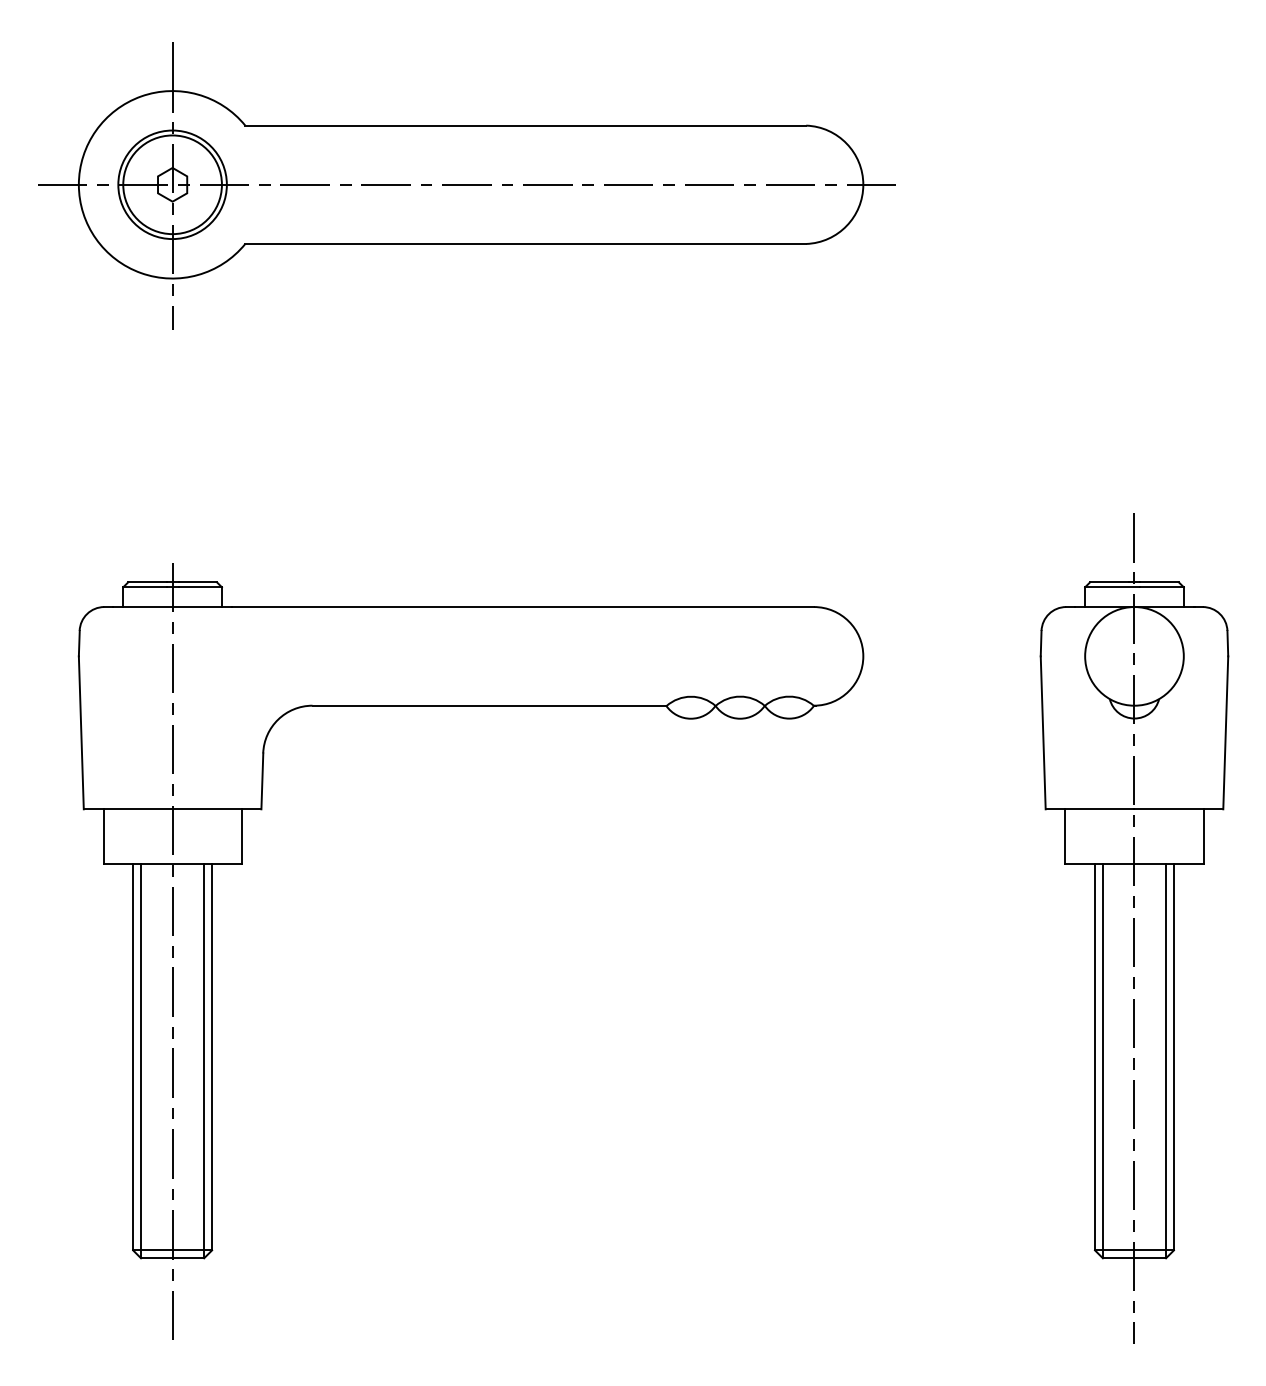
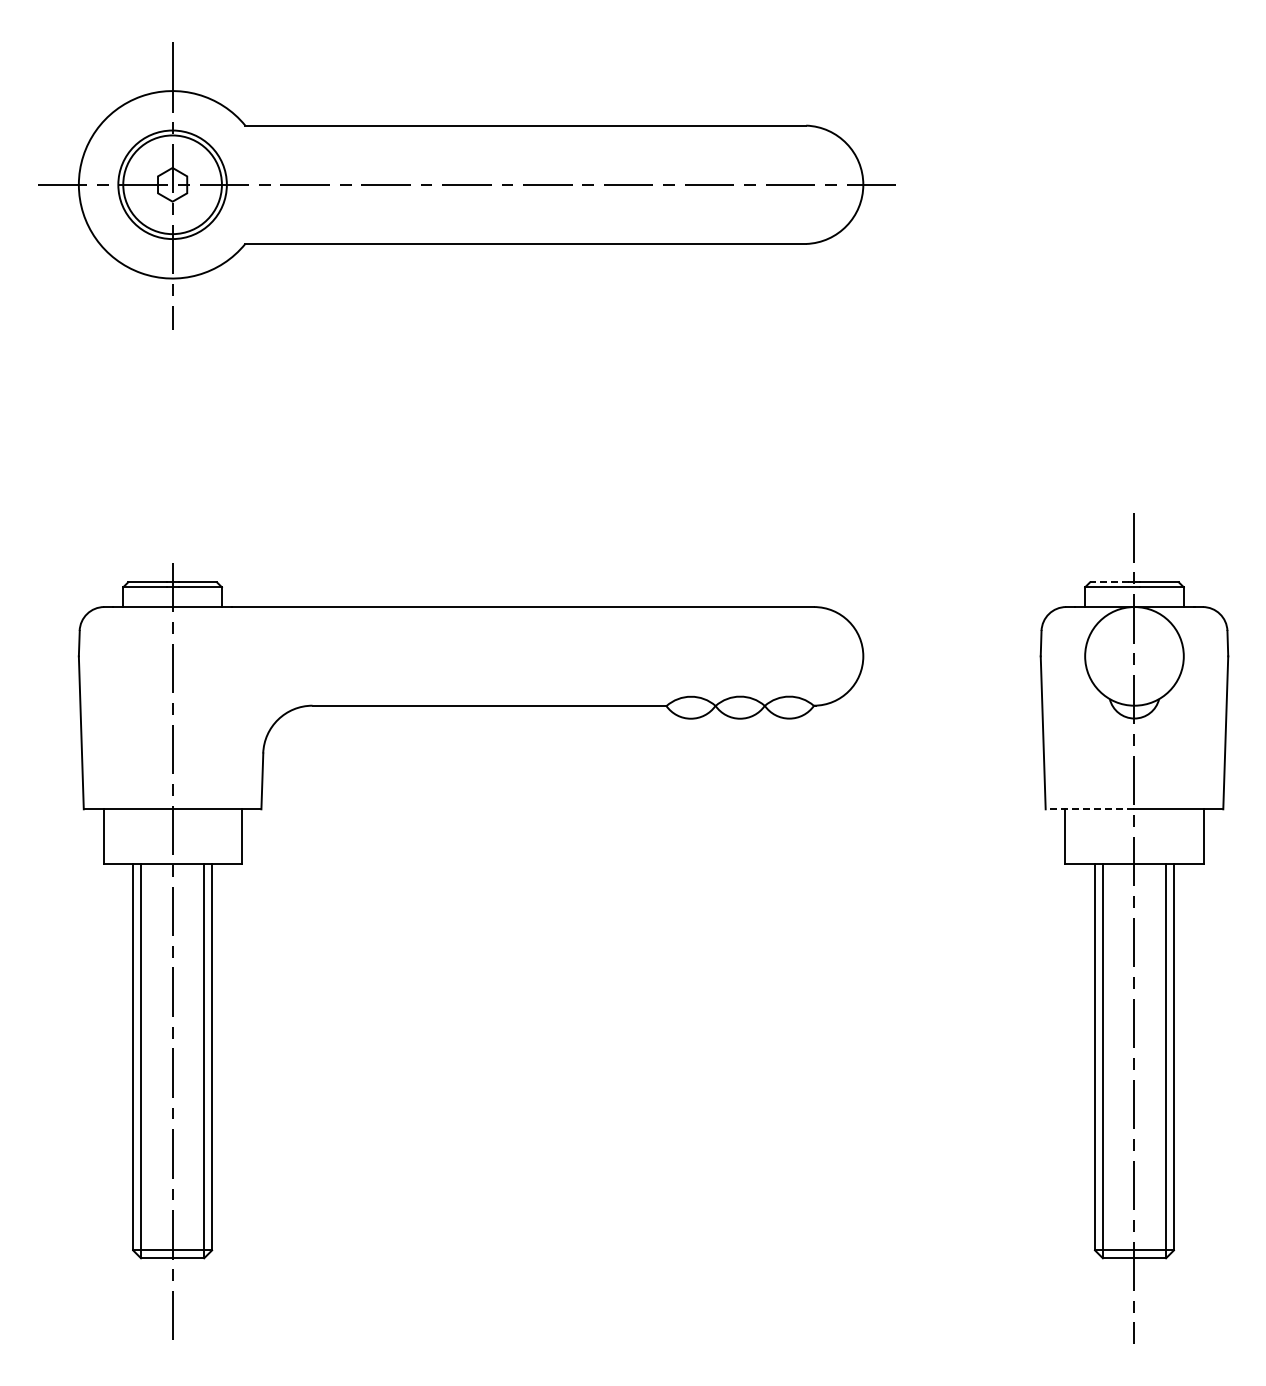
line: solid -> dashed (1108, 582)
line: solid -> dashed (1089, 809)
